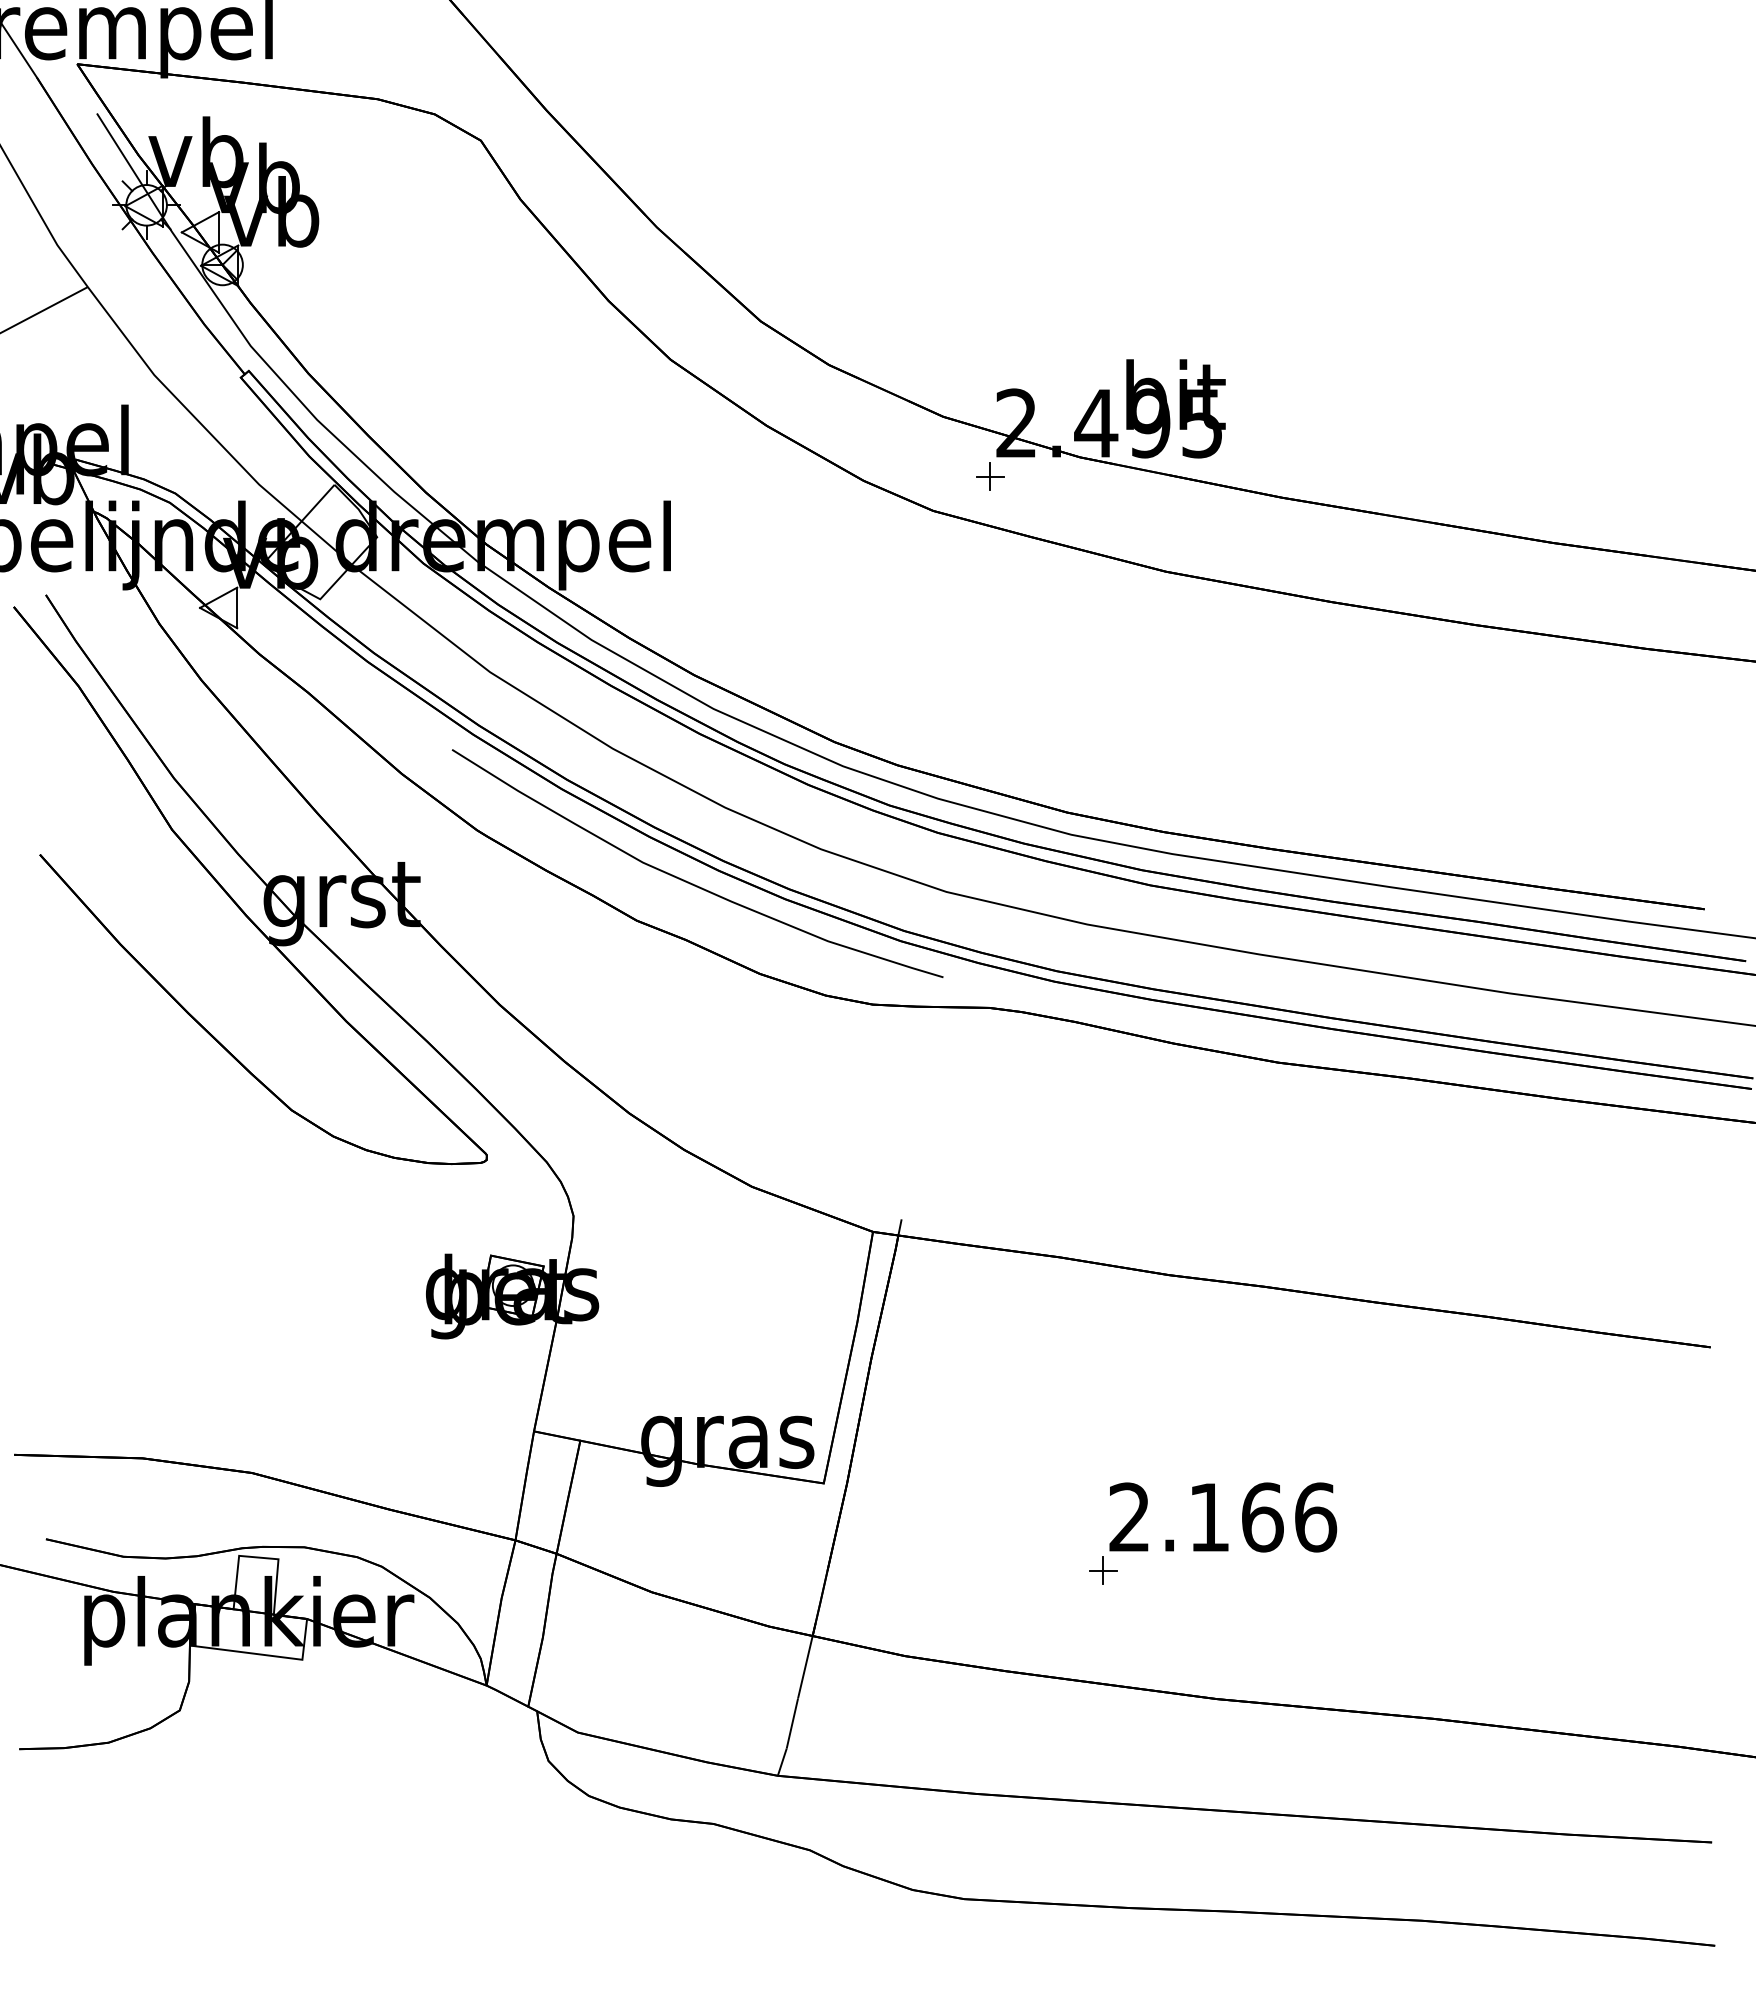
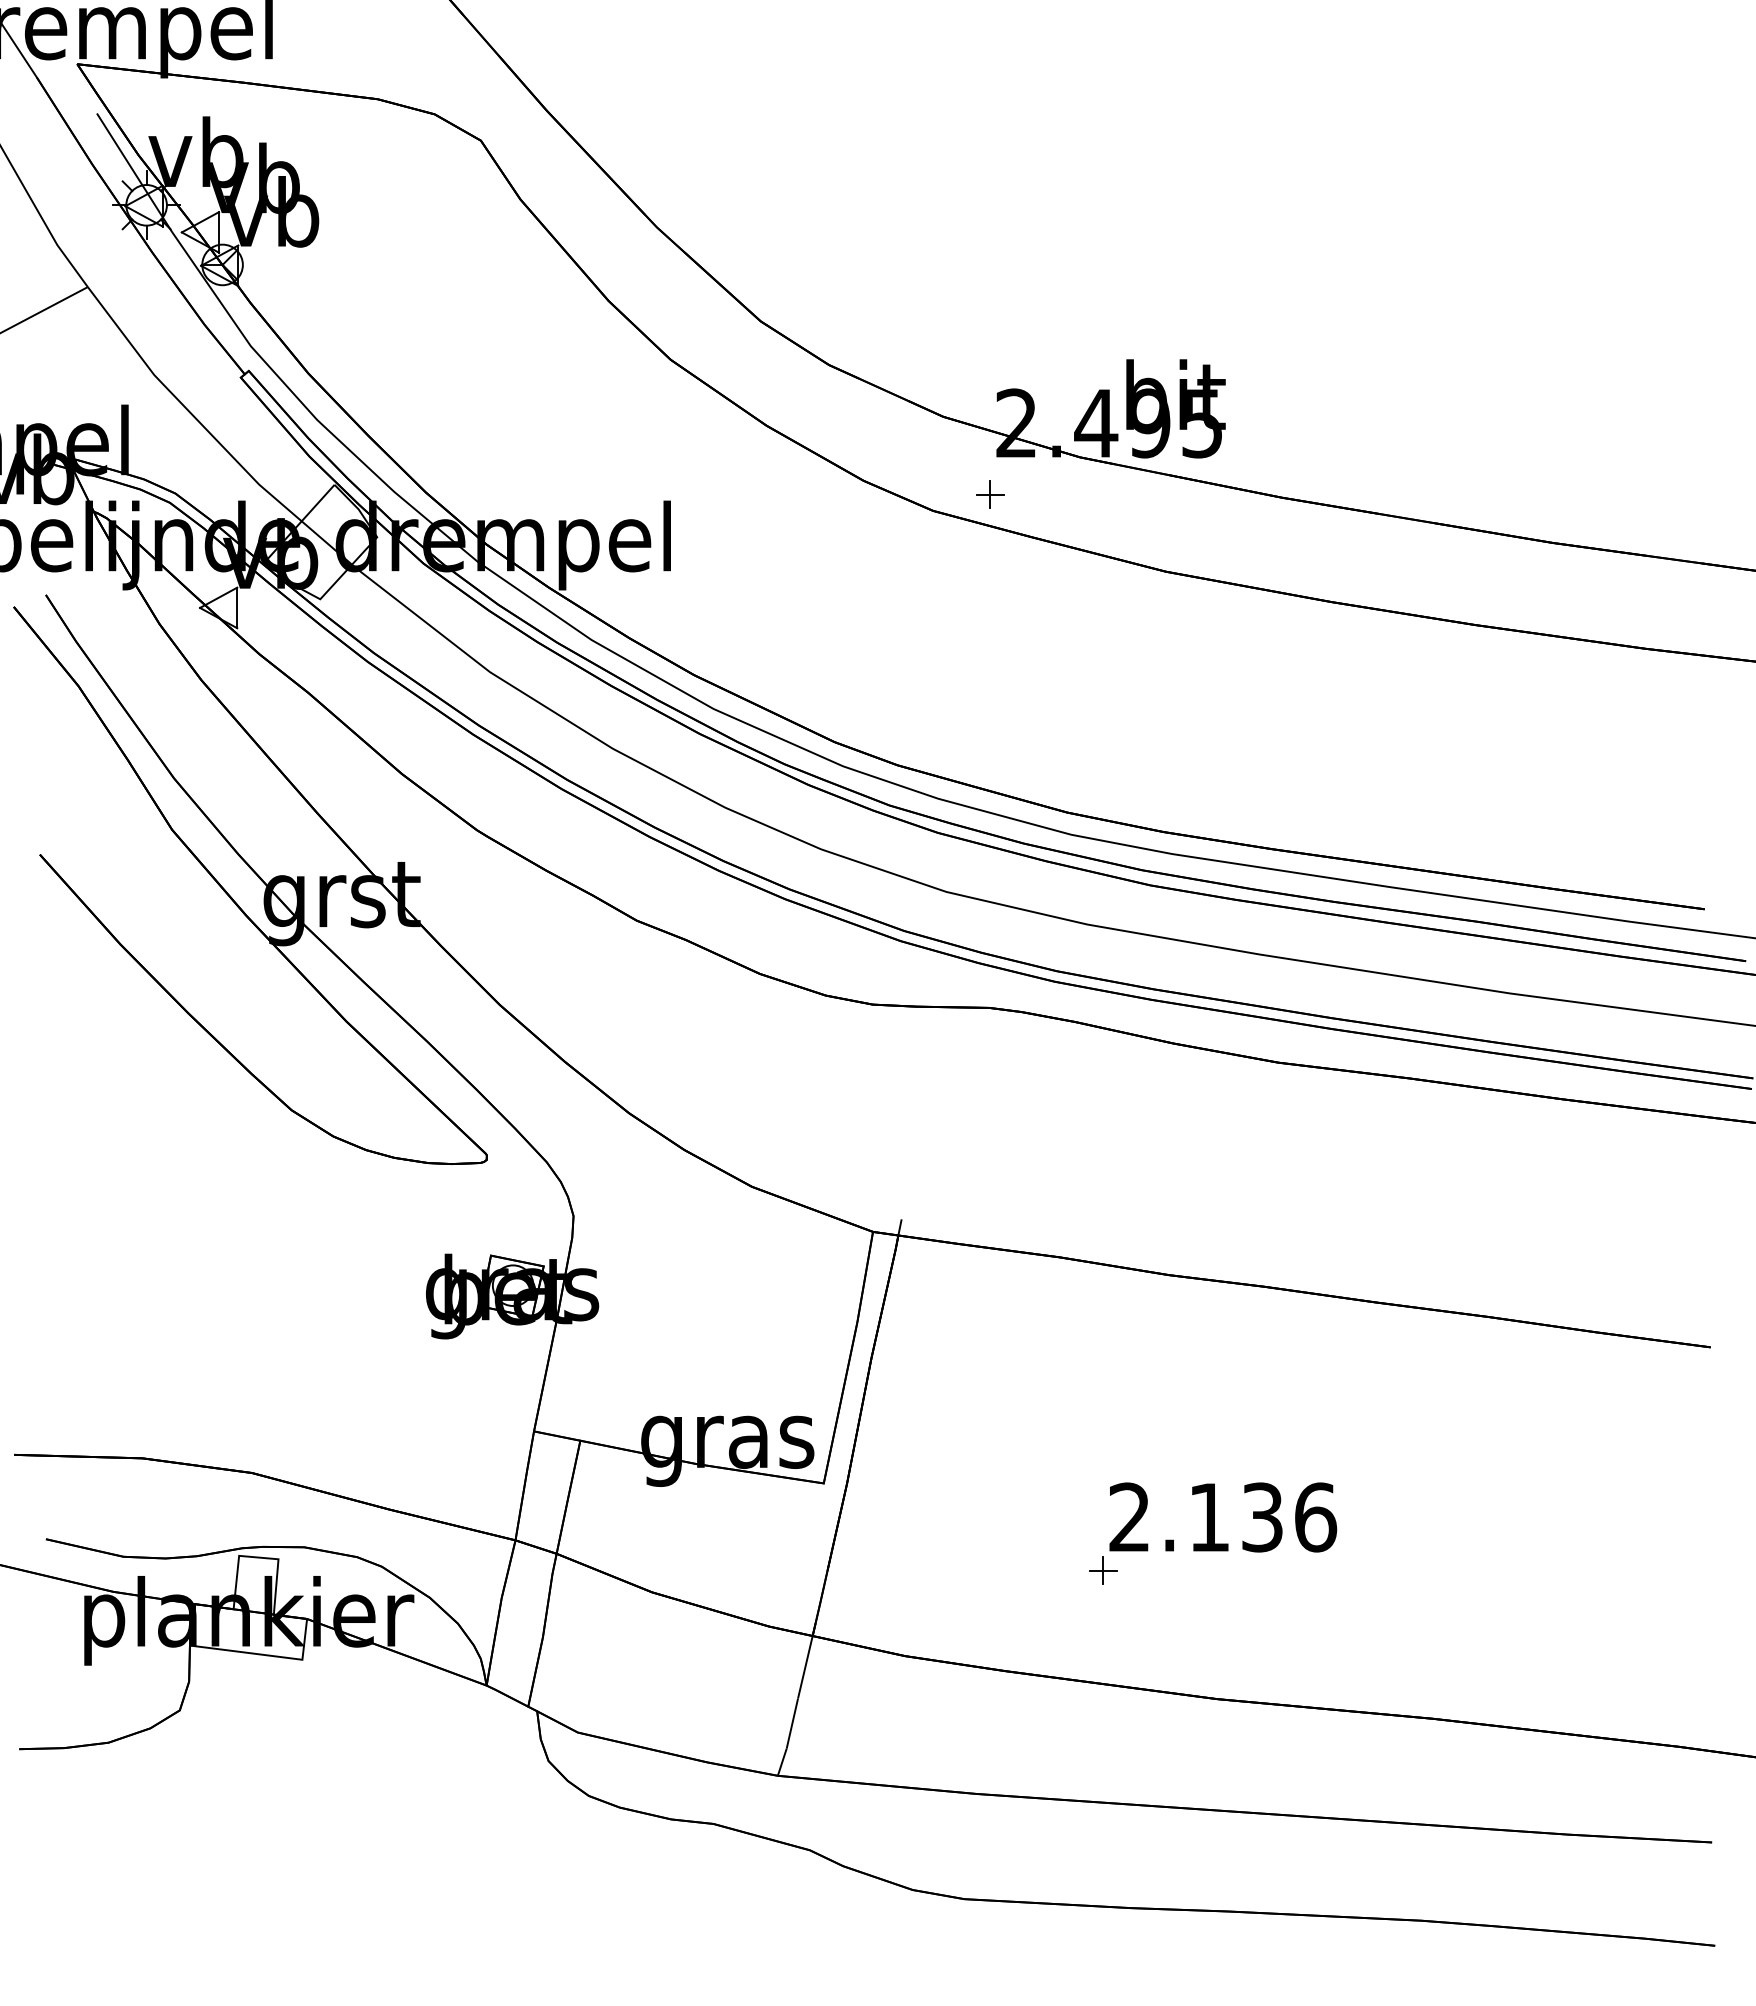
part position: (990, 476) -> (990, 494) (990, 494)
curve: present -> none (688, 881)
text: 2.166 -> 2.136 (1262, 1517)
